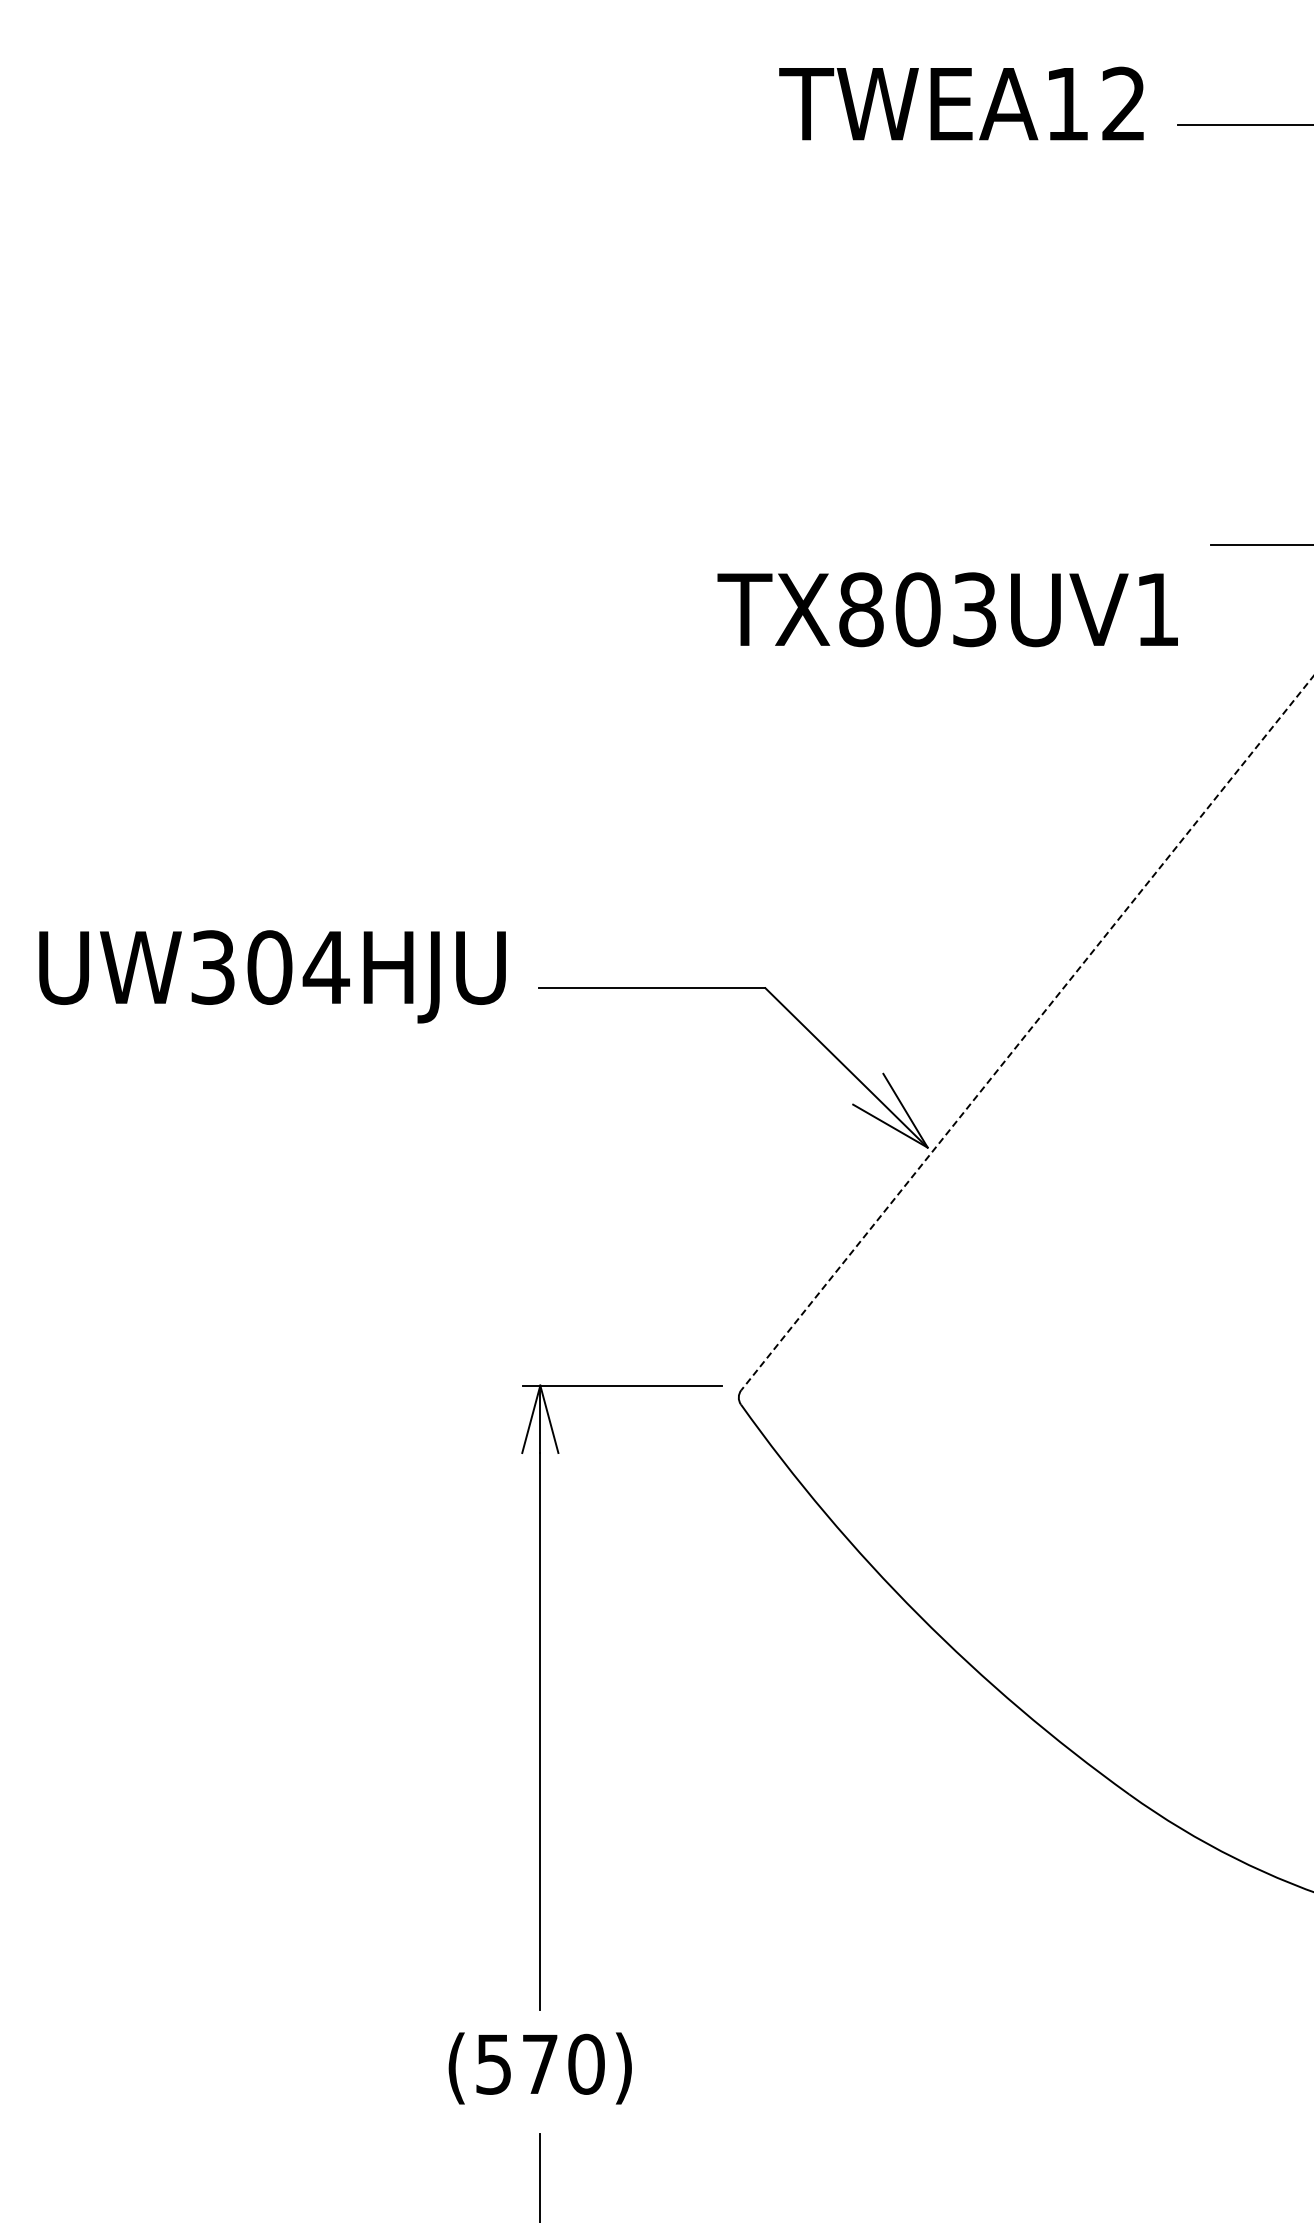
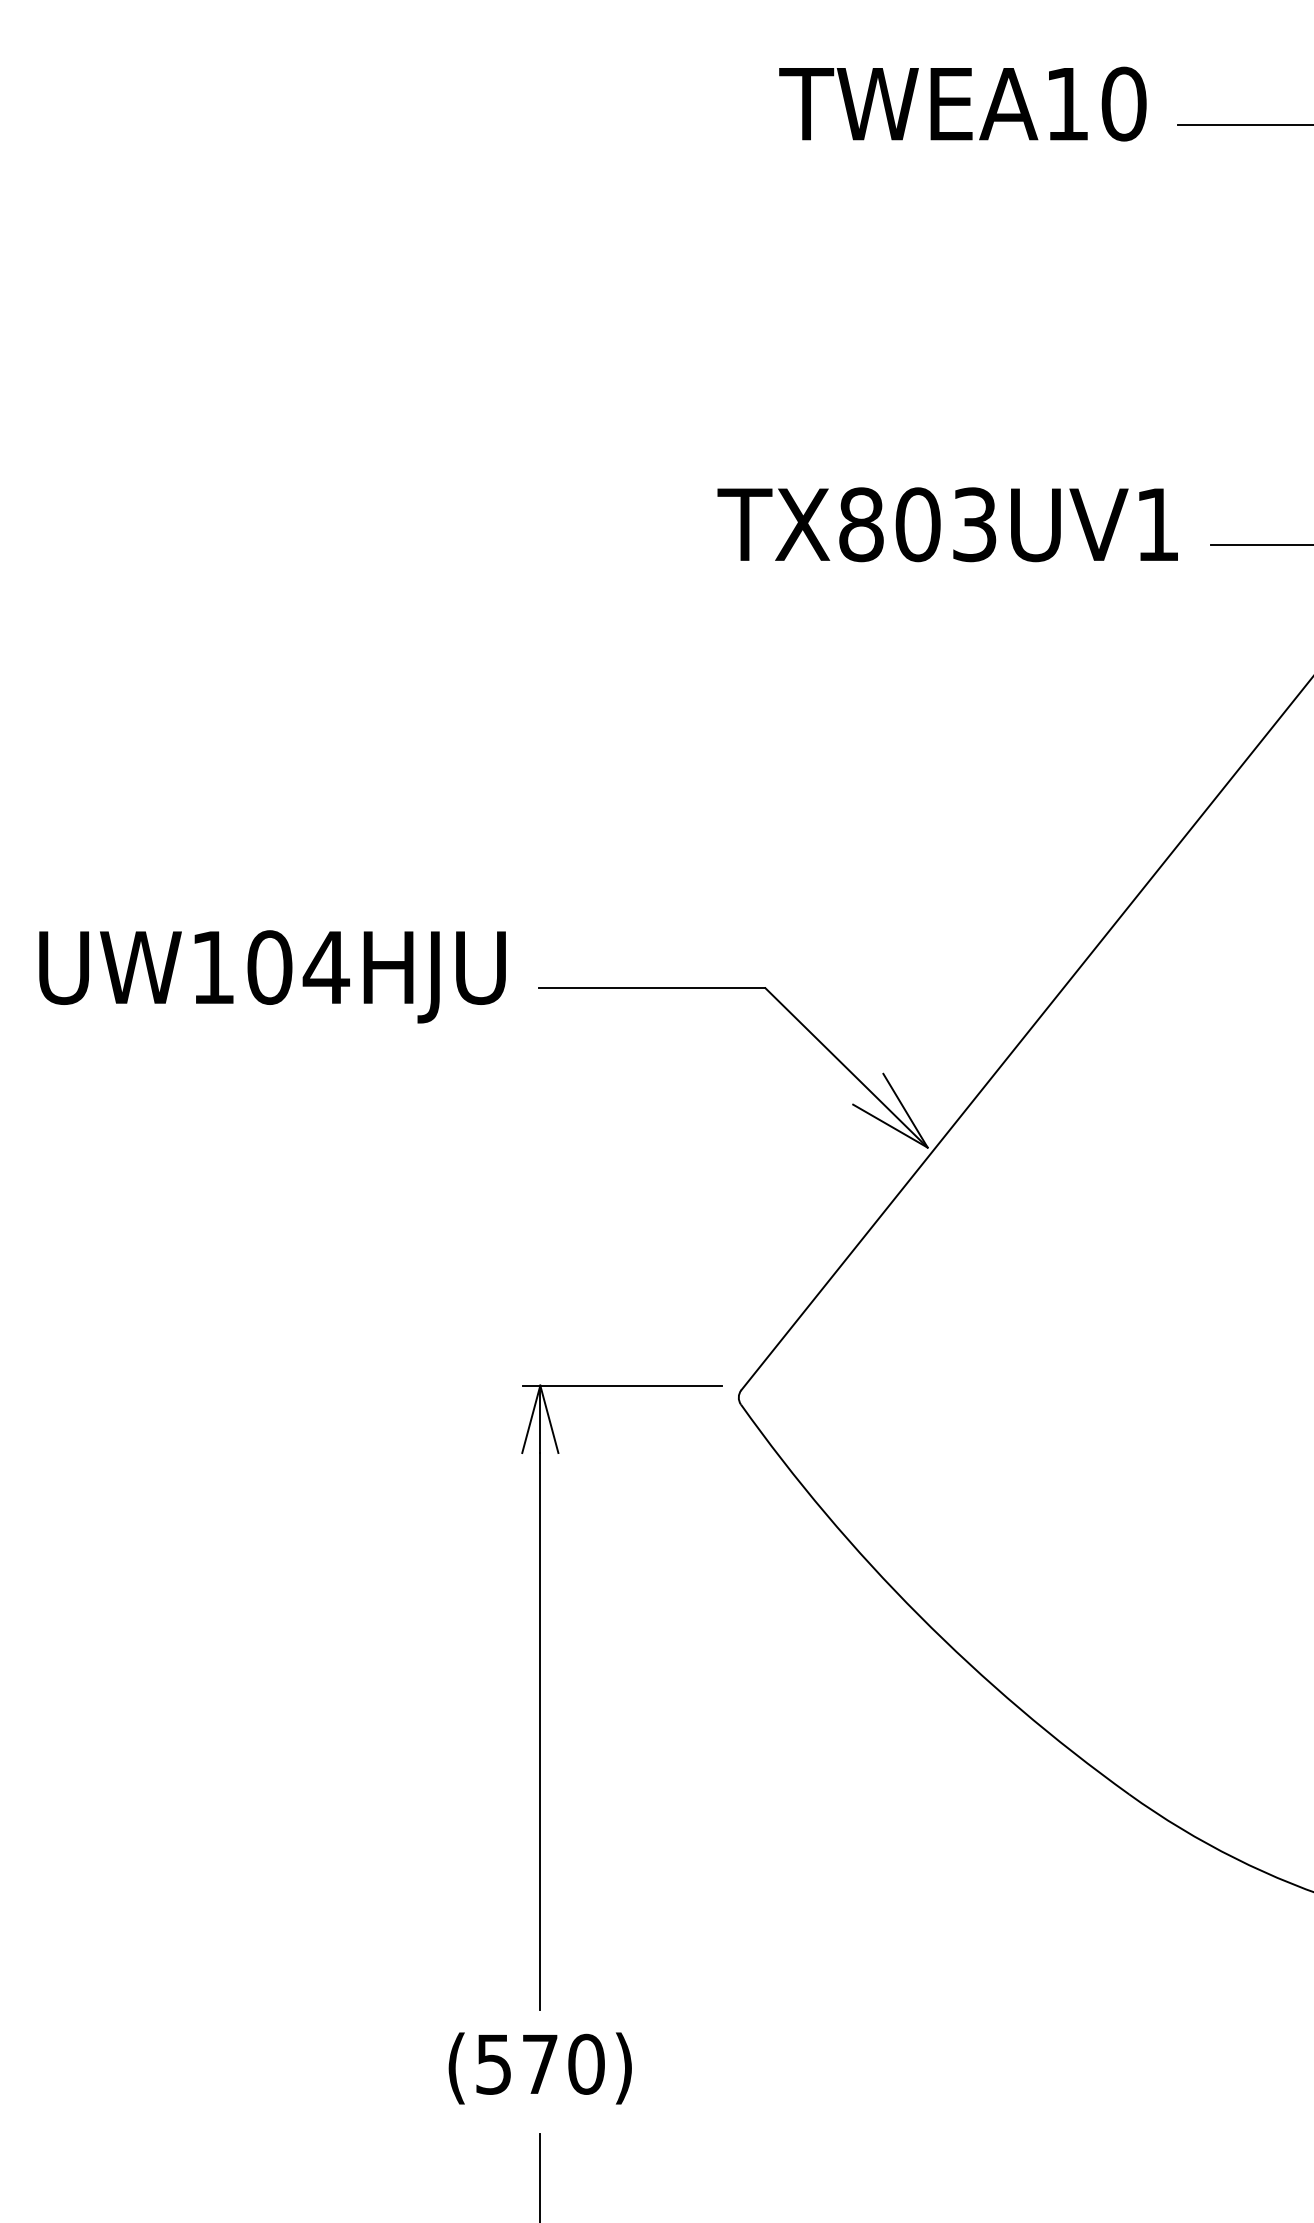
text: TWEA12 -> TWEA10 (1123, 103)
text position: (947, 609) -> (947, 524) (947, 524)
text: UW304HJU -> UW104HJU (212, 967)
line: dashed -> solid (1027, 1033)
